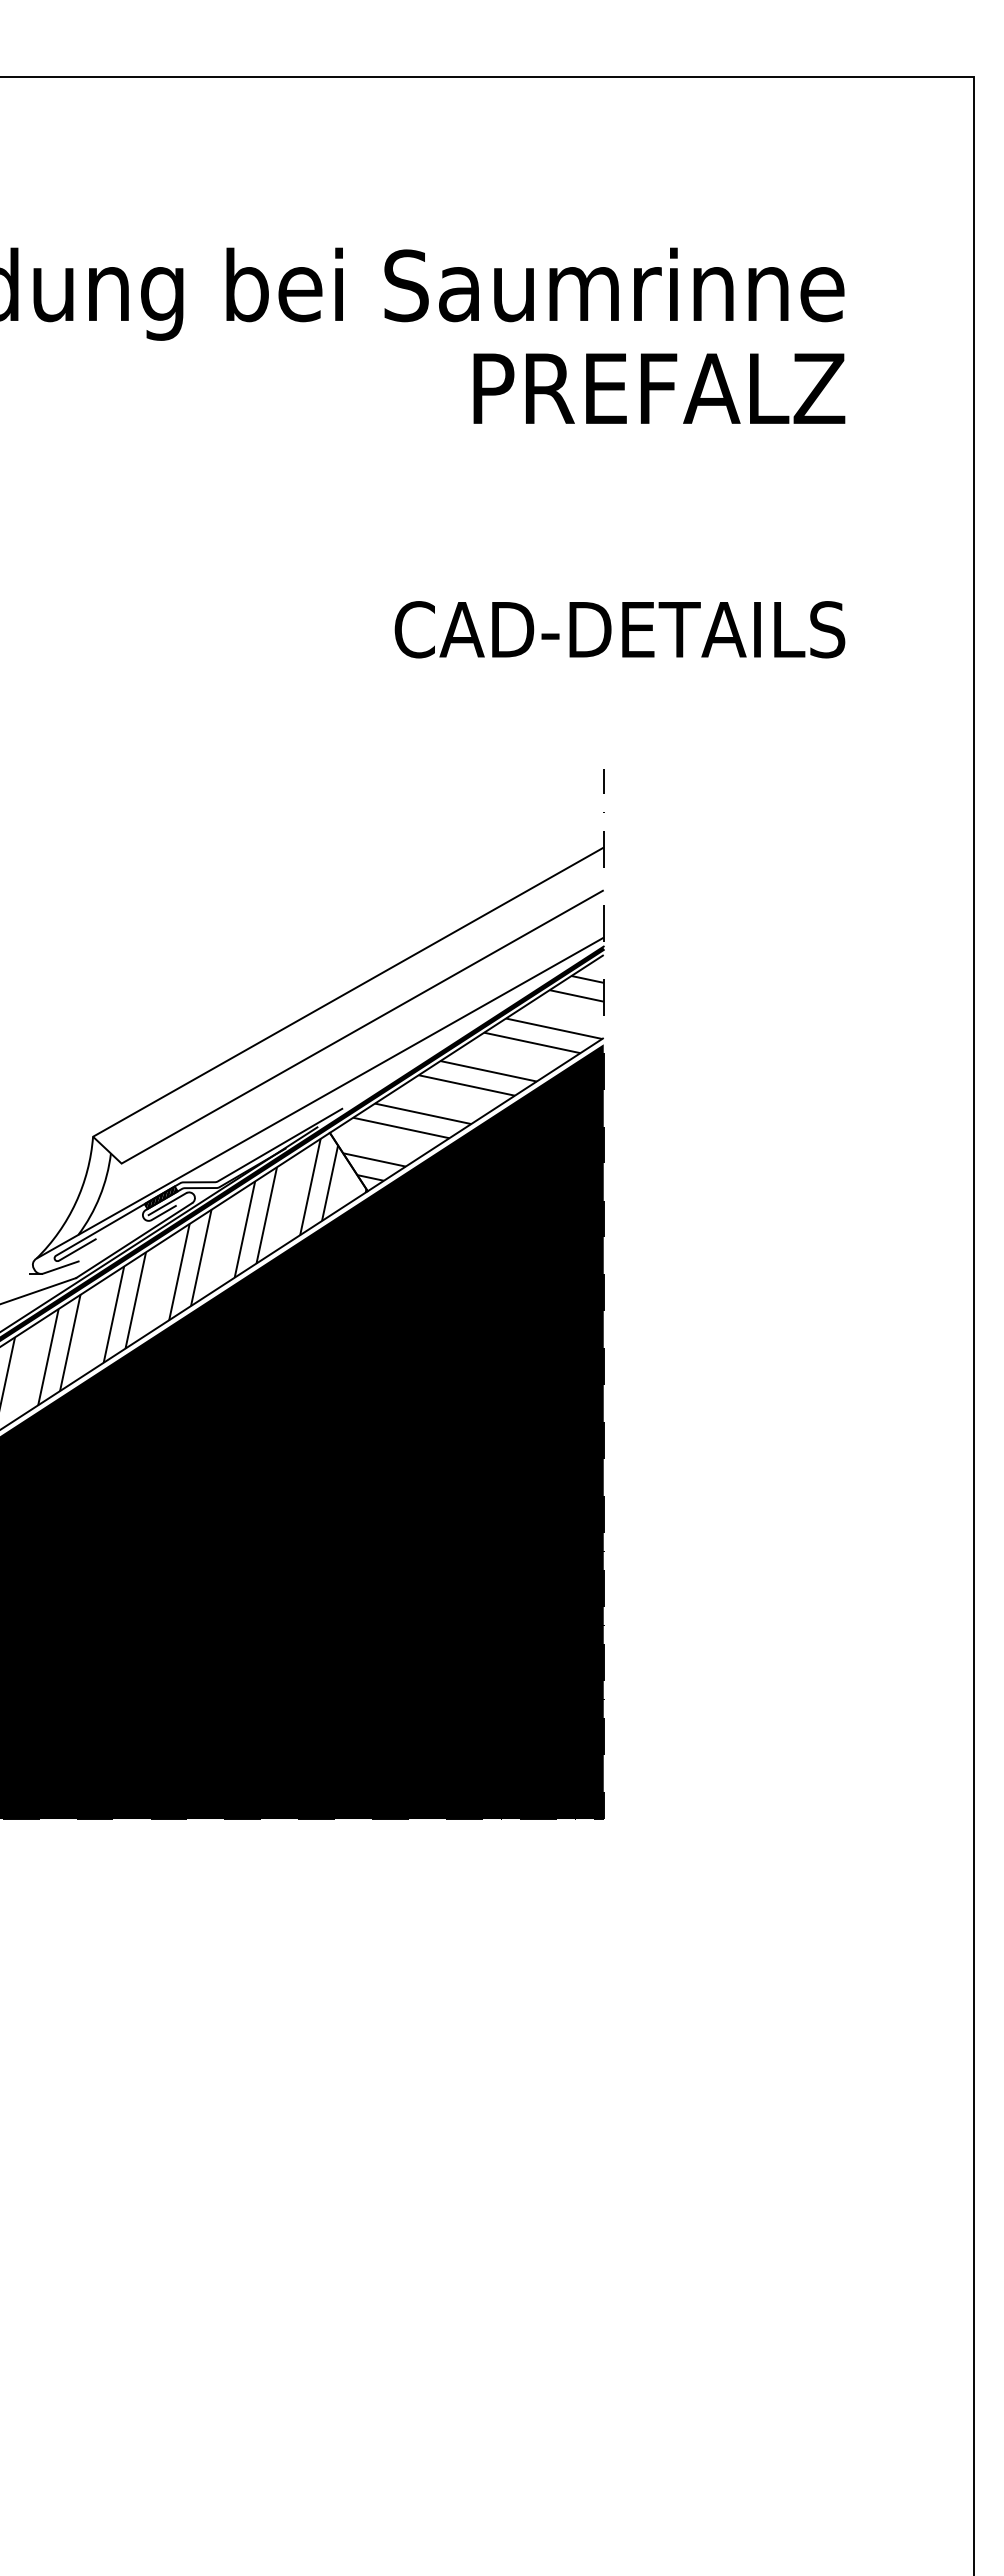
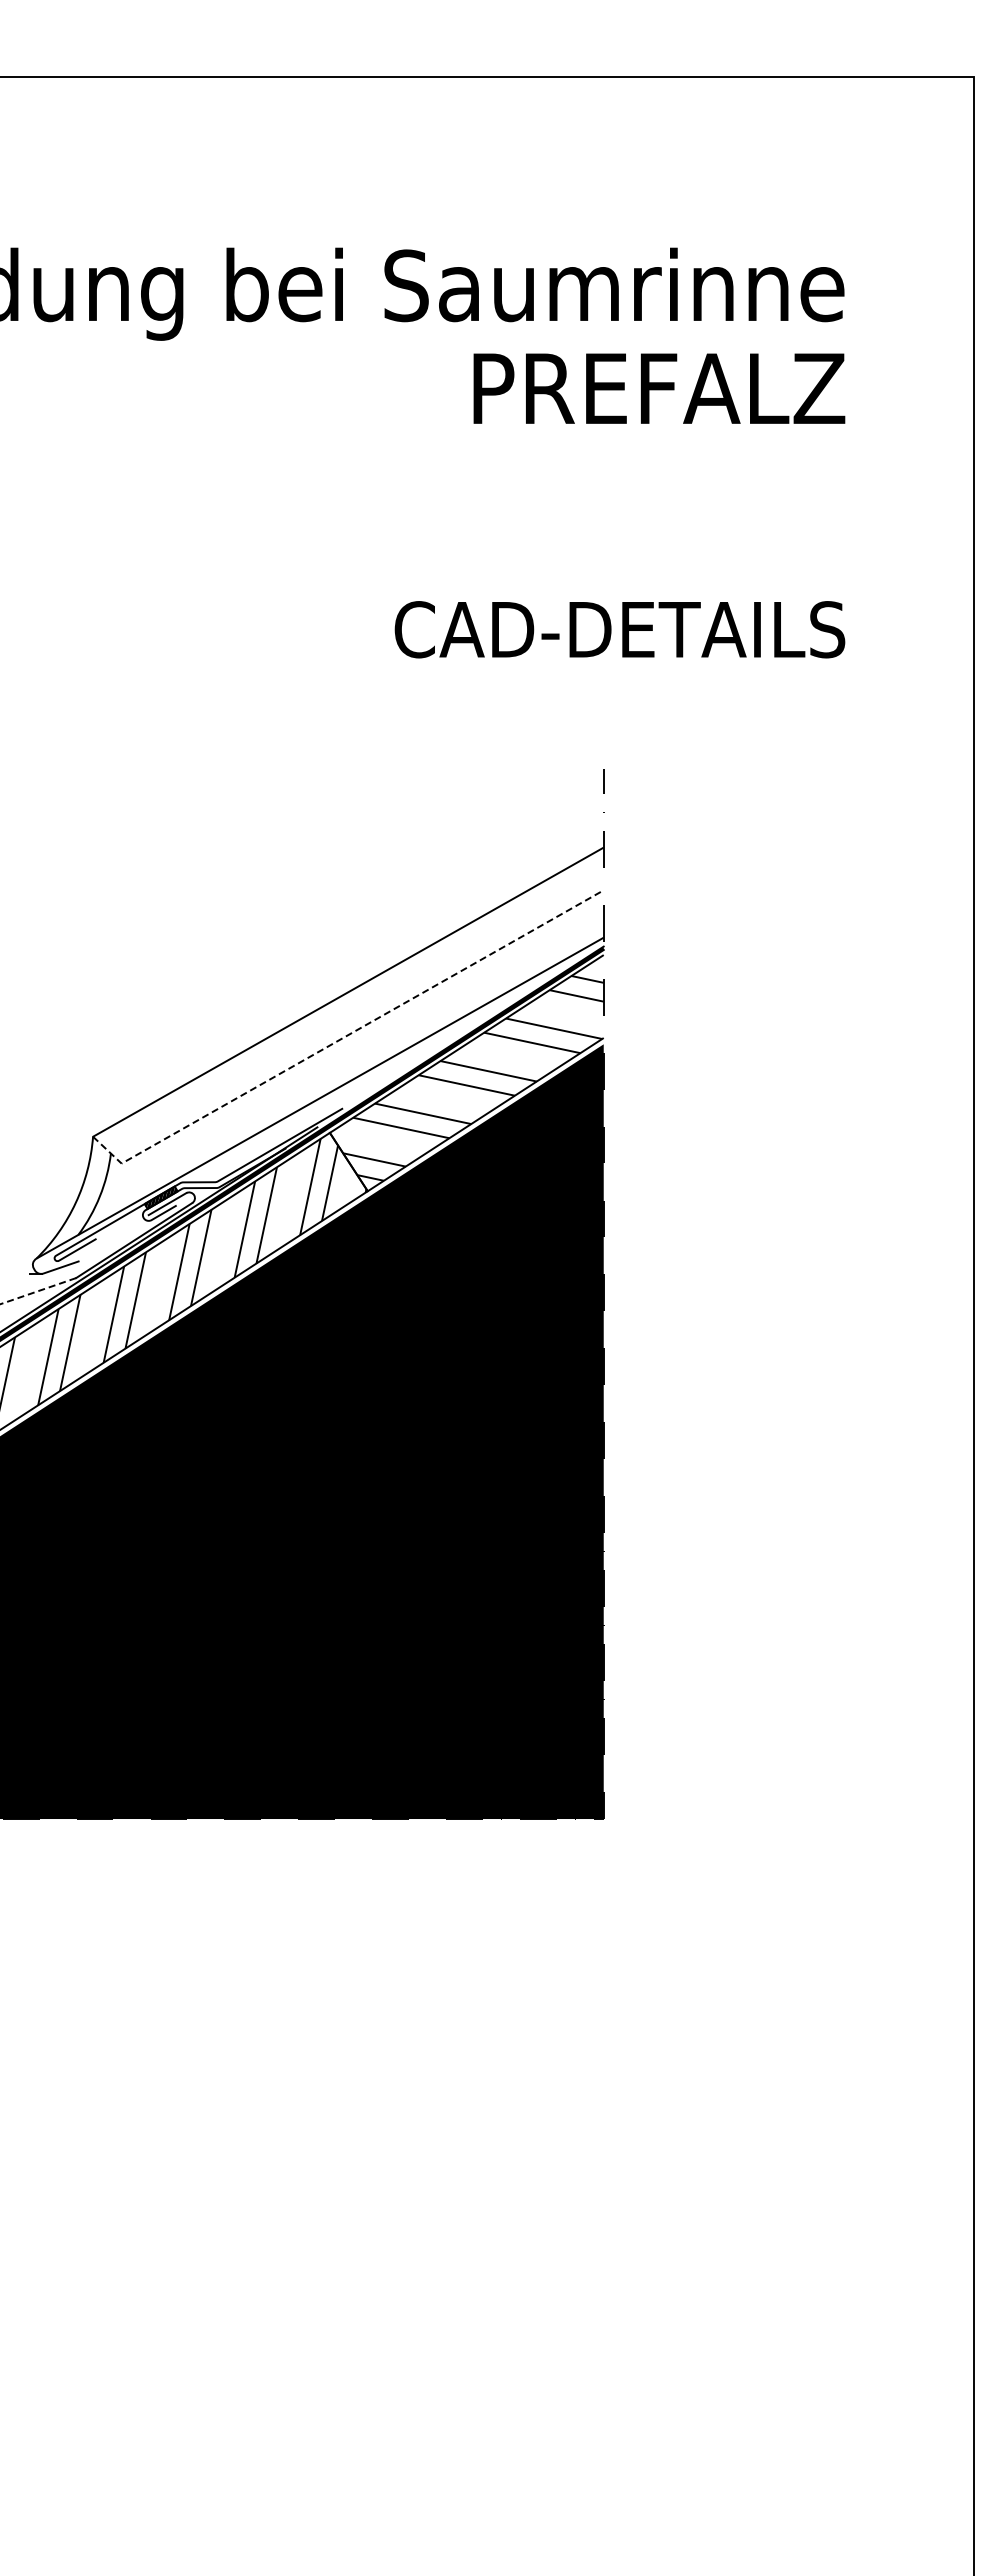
line: solid -> dashed (344, 1037)
line: solid -> dashed (38, 1291)
